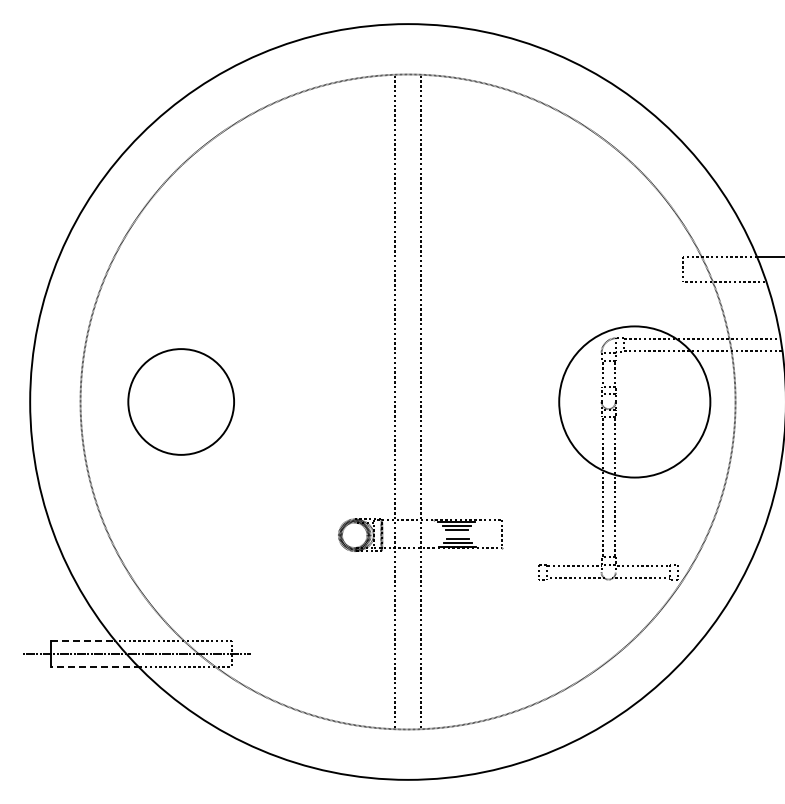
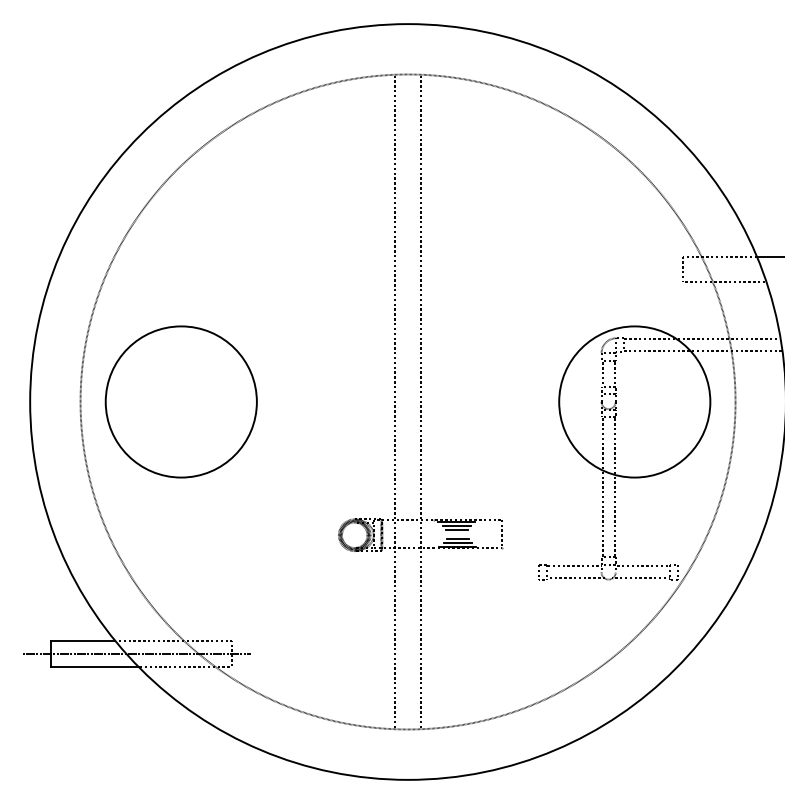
circle size: 108x108 px -> 154x154 px (180, 401)
line: dashed -> solid (81, 641)
line: dashed -> solid (95, 666)
